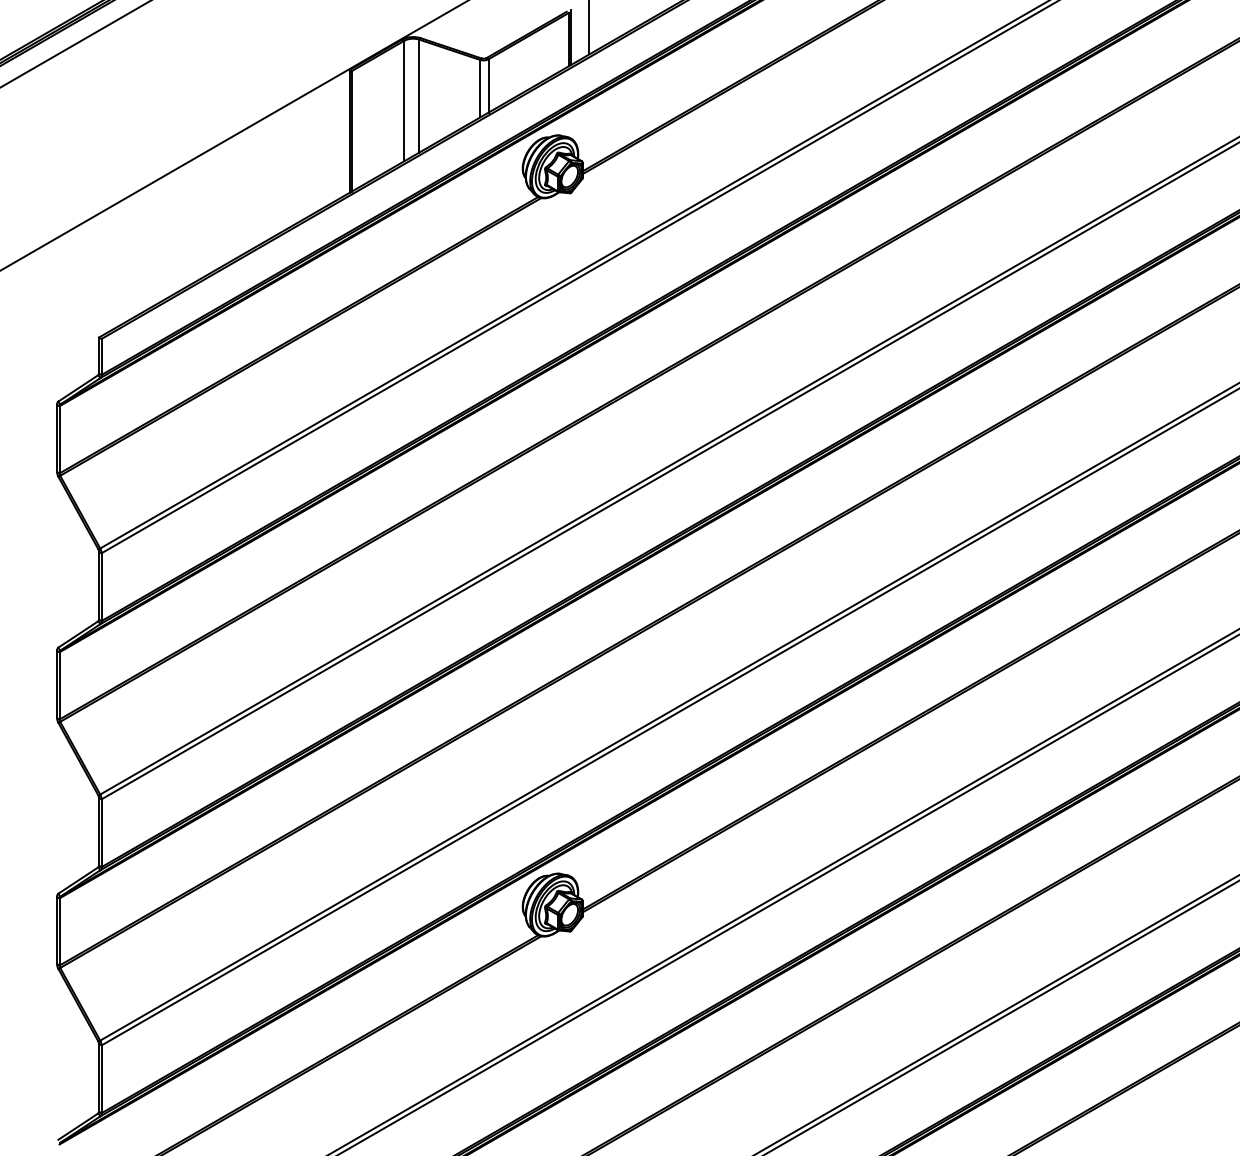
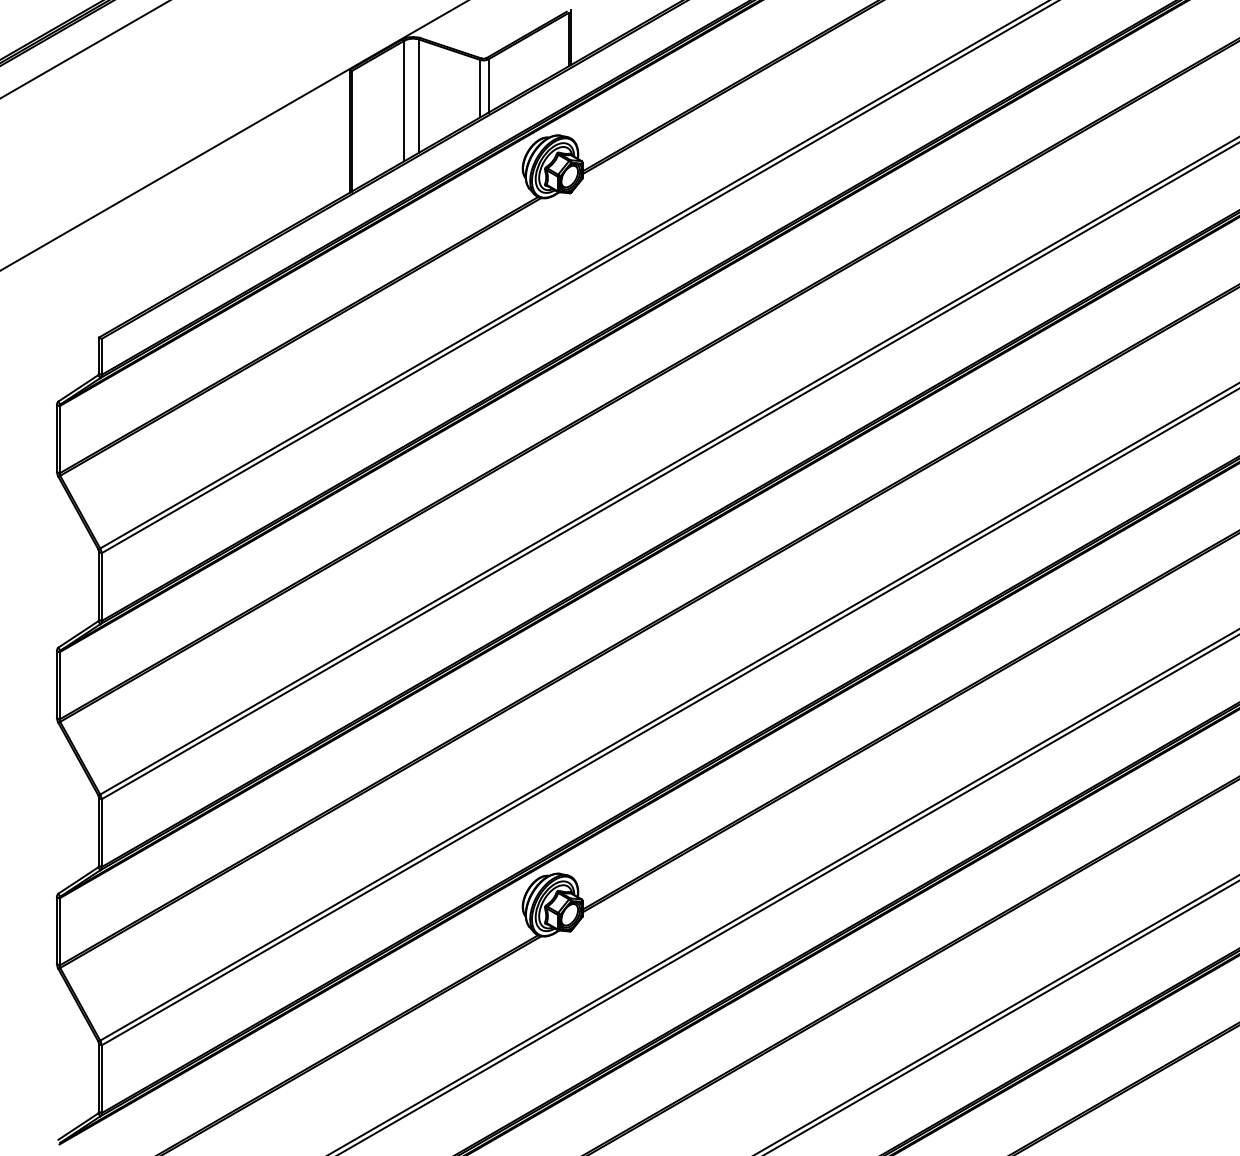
line: present -> none (589, 28)
line position: (75, 44) -> (84, 49) (84, 49)
